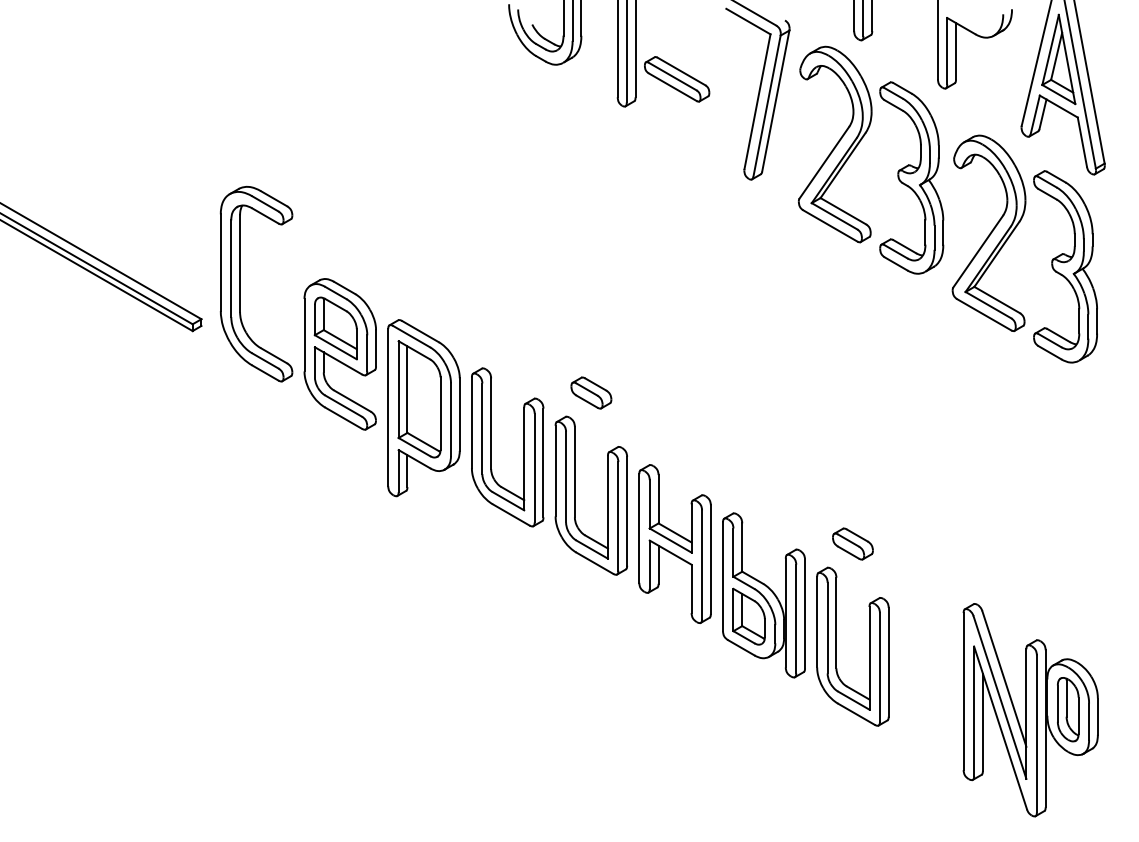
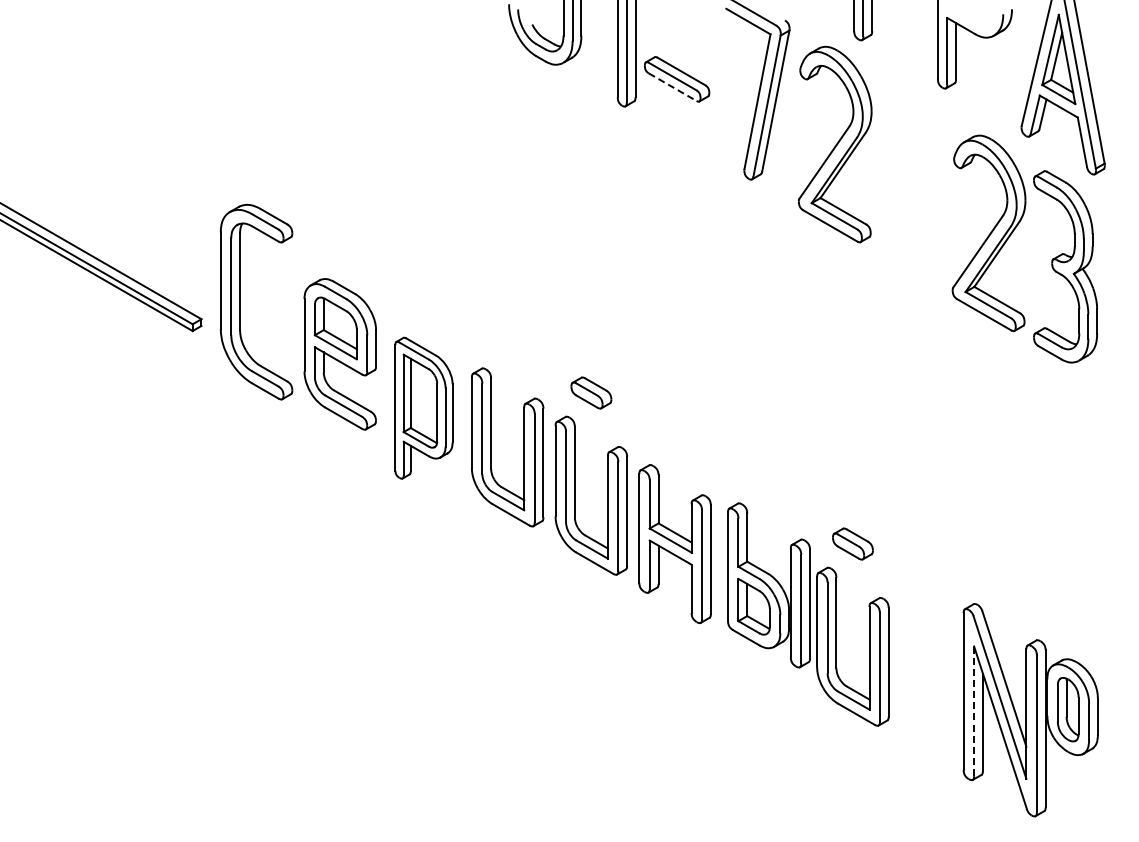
line: solid -> dashed (672, 87)
part: present -> none (911, 177)
part position: (240, 283) -> (240, 301) (240, 301)
part size: 74x179 px -> 60x144 px (423, 407)
part position: (763, 595) -> (768, 585) (768, 585)
line: solid -> dashed (974, 711)
